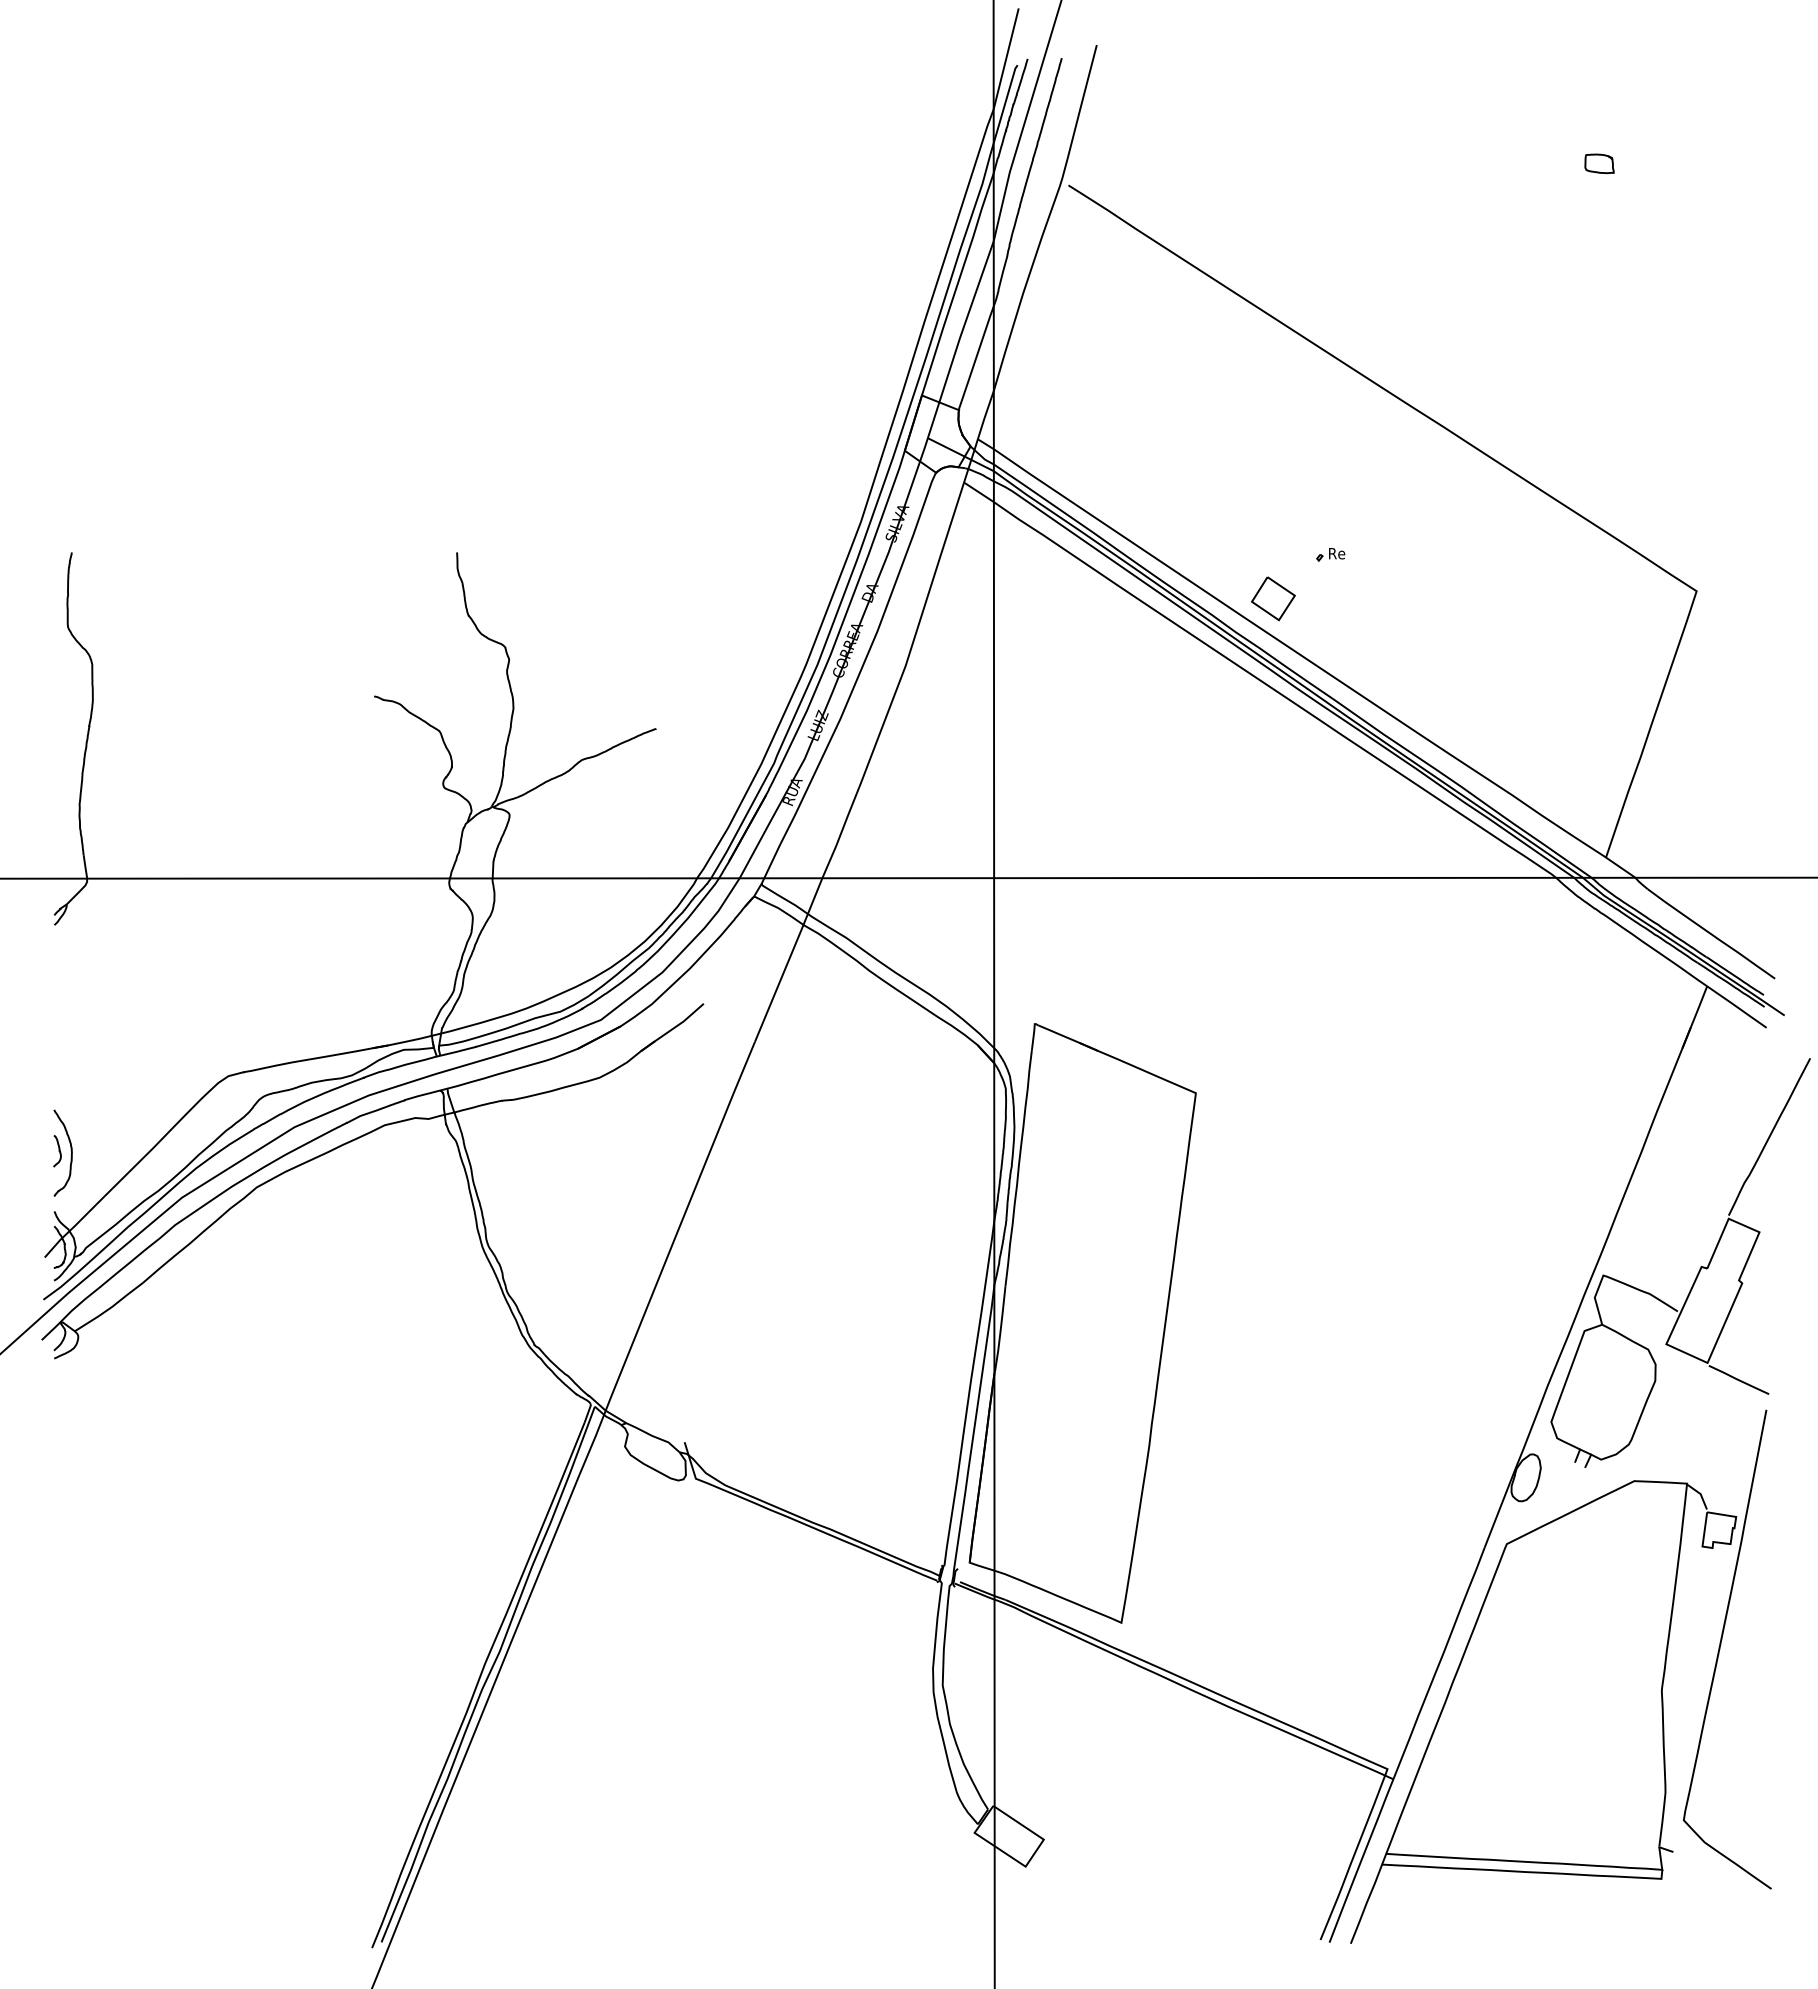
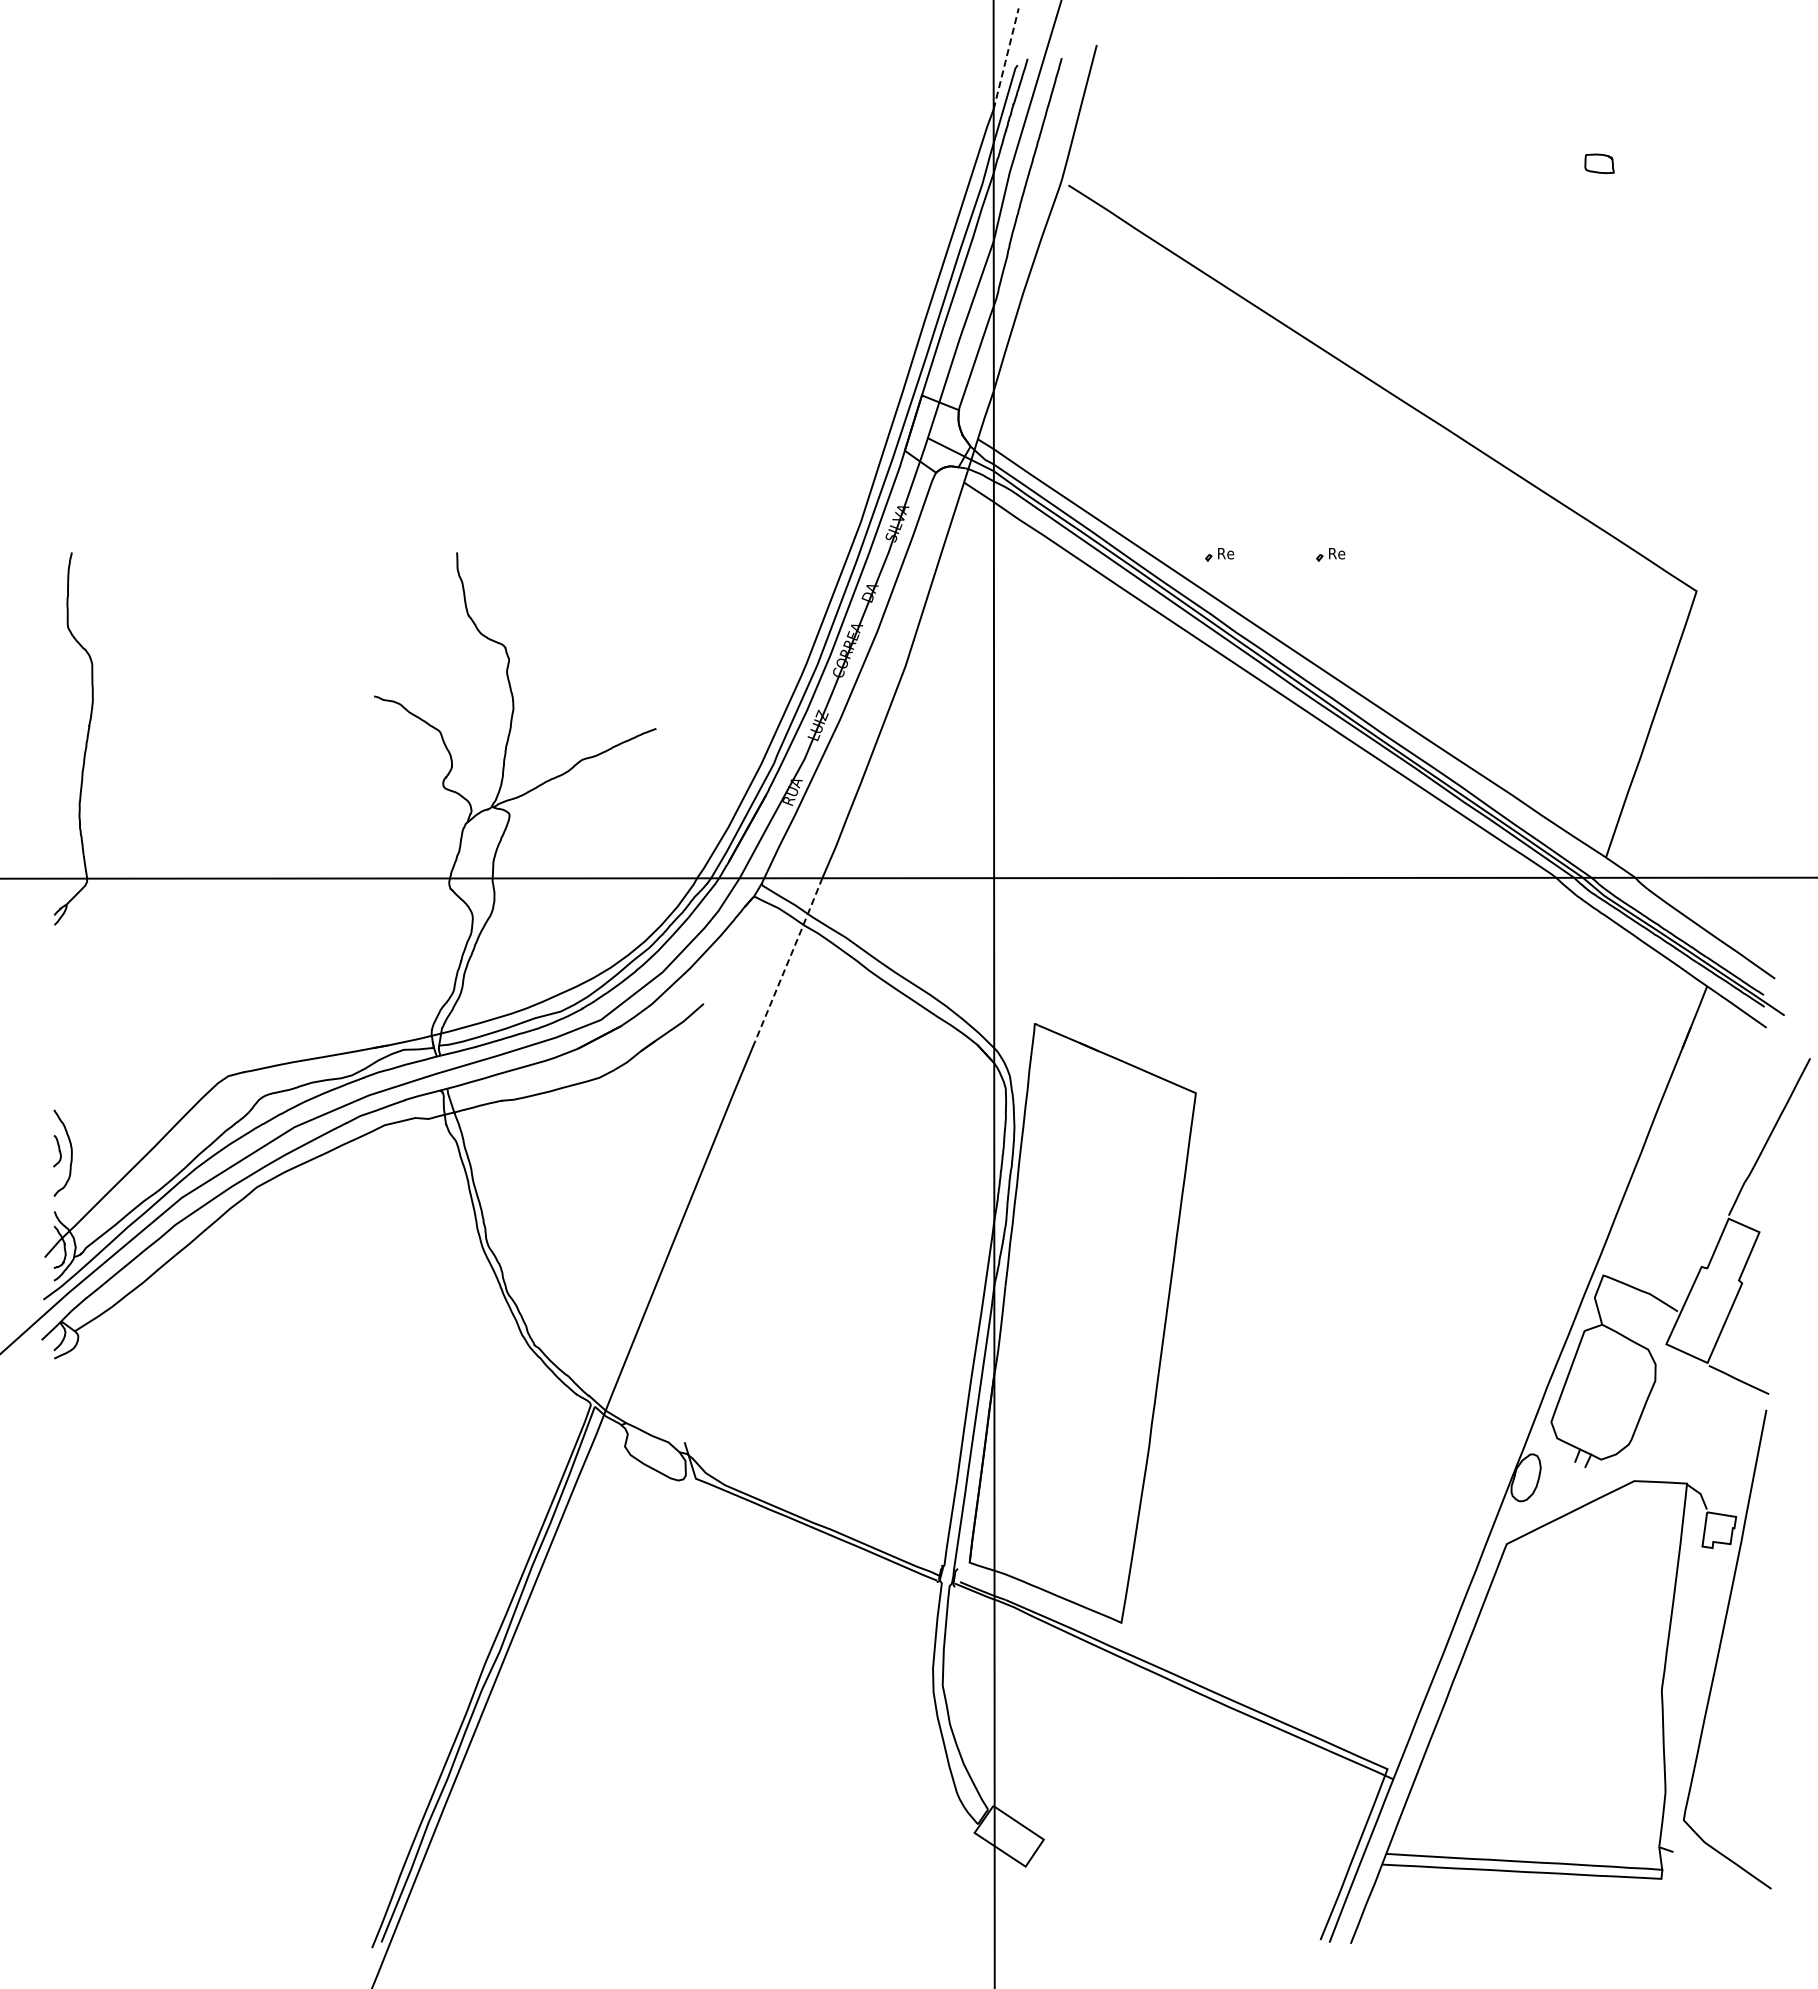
line: solid -> dashed (1006, 59)
part: none -> present (1219, 554)
part: present -> none (1273, 598)
line: solid -> dashed (789, 959)
